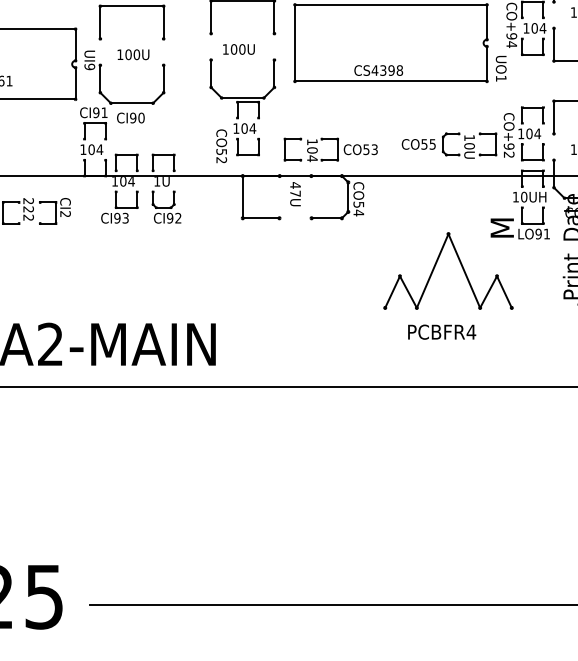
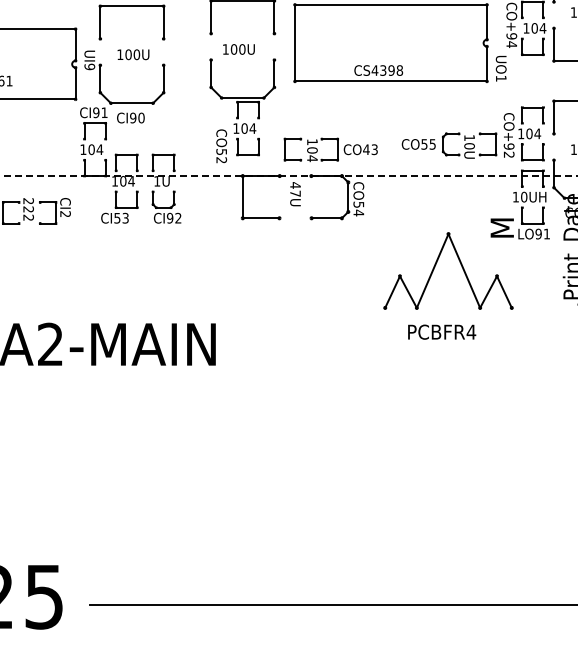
text: CO53 -> CO43 (366, 149)
line: solid -> dashed (289, 176)
text: CI93 -> CI53 (117, 217)
line: present -> none (288, 387)
